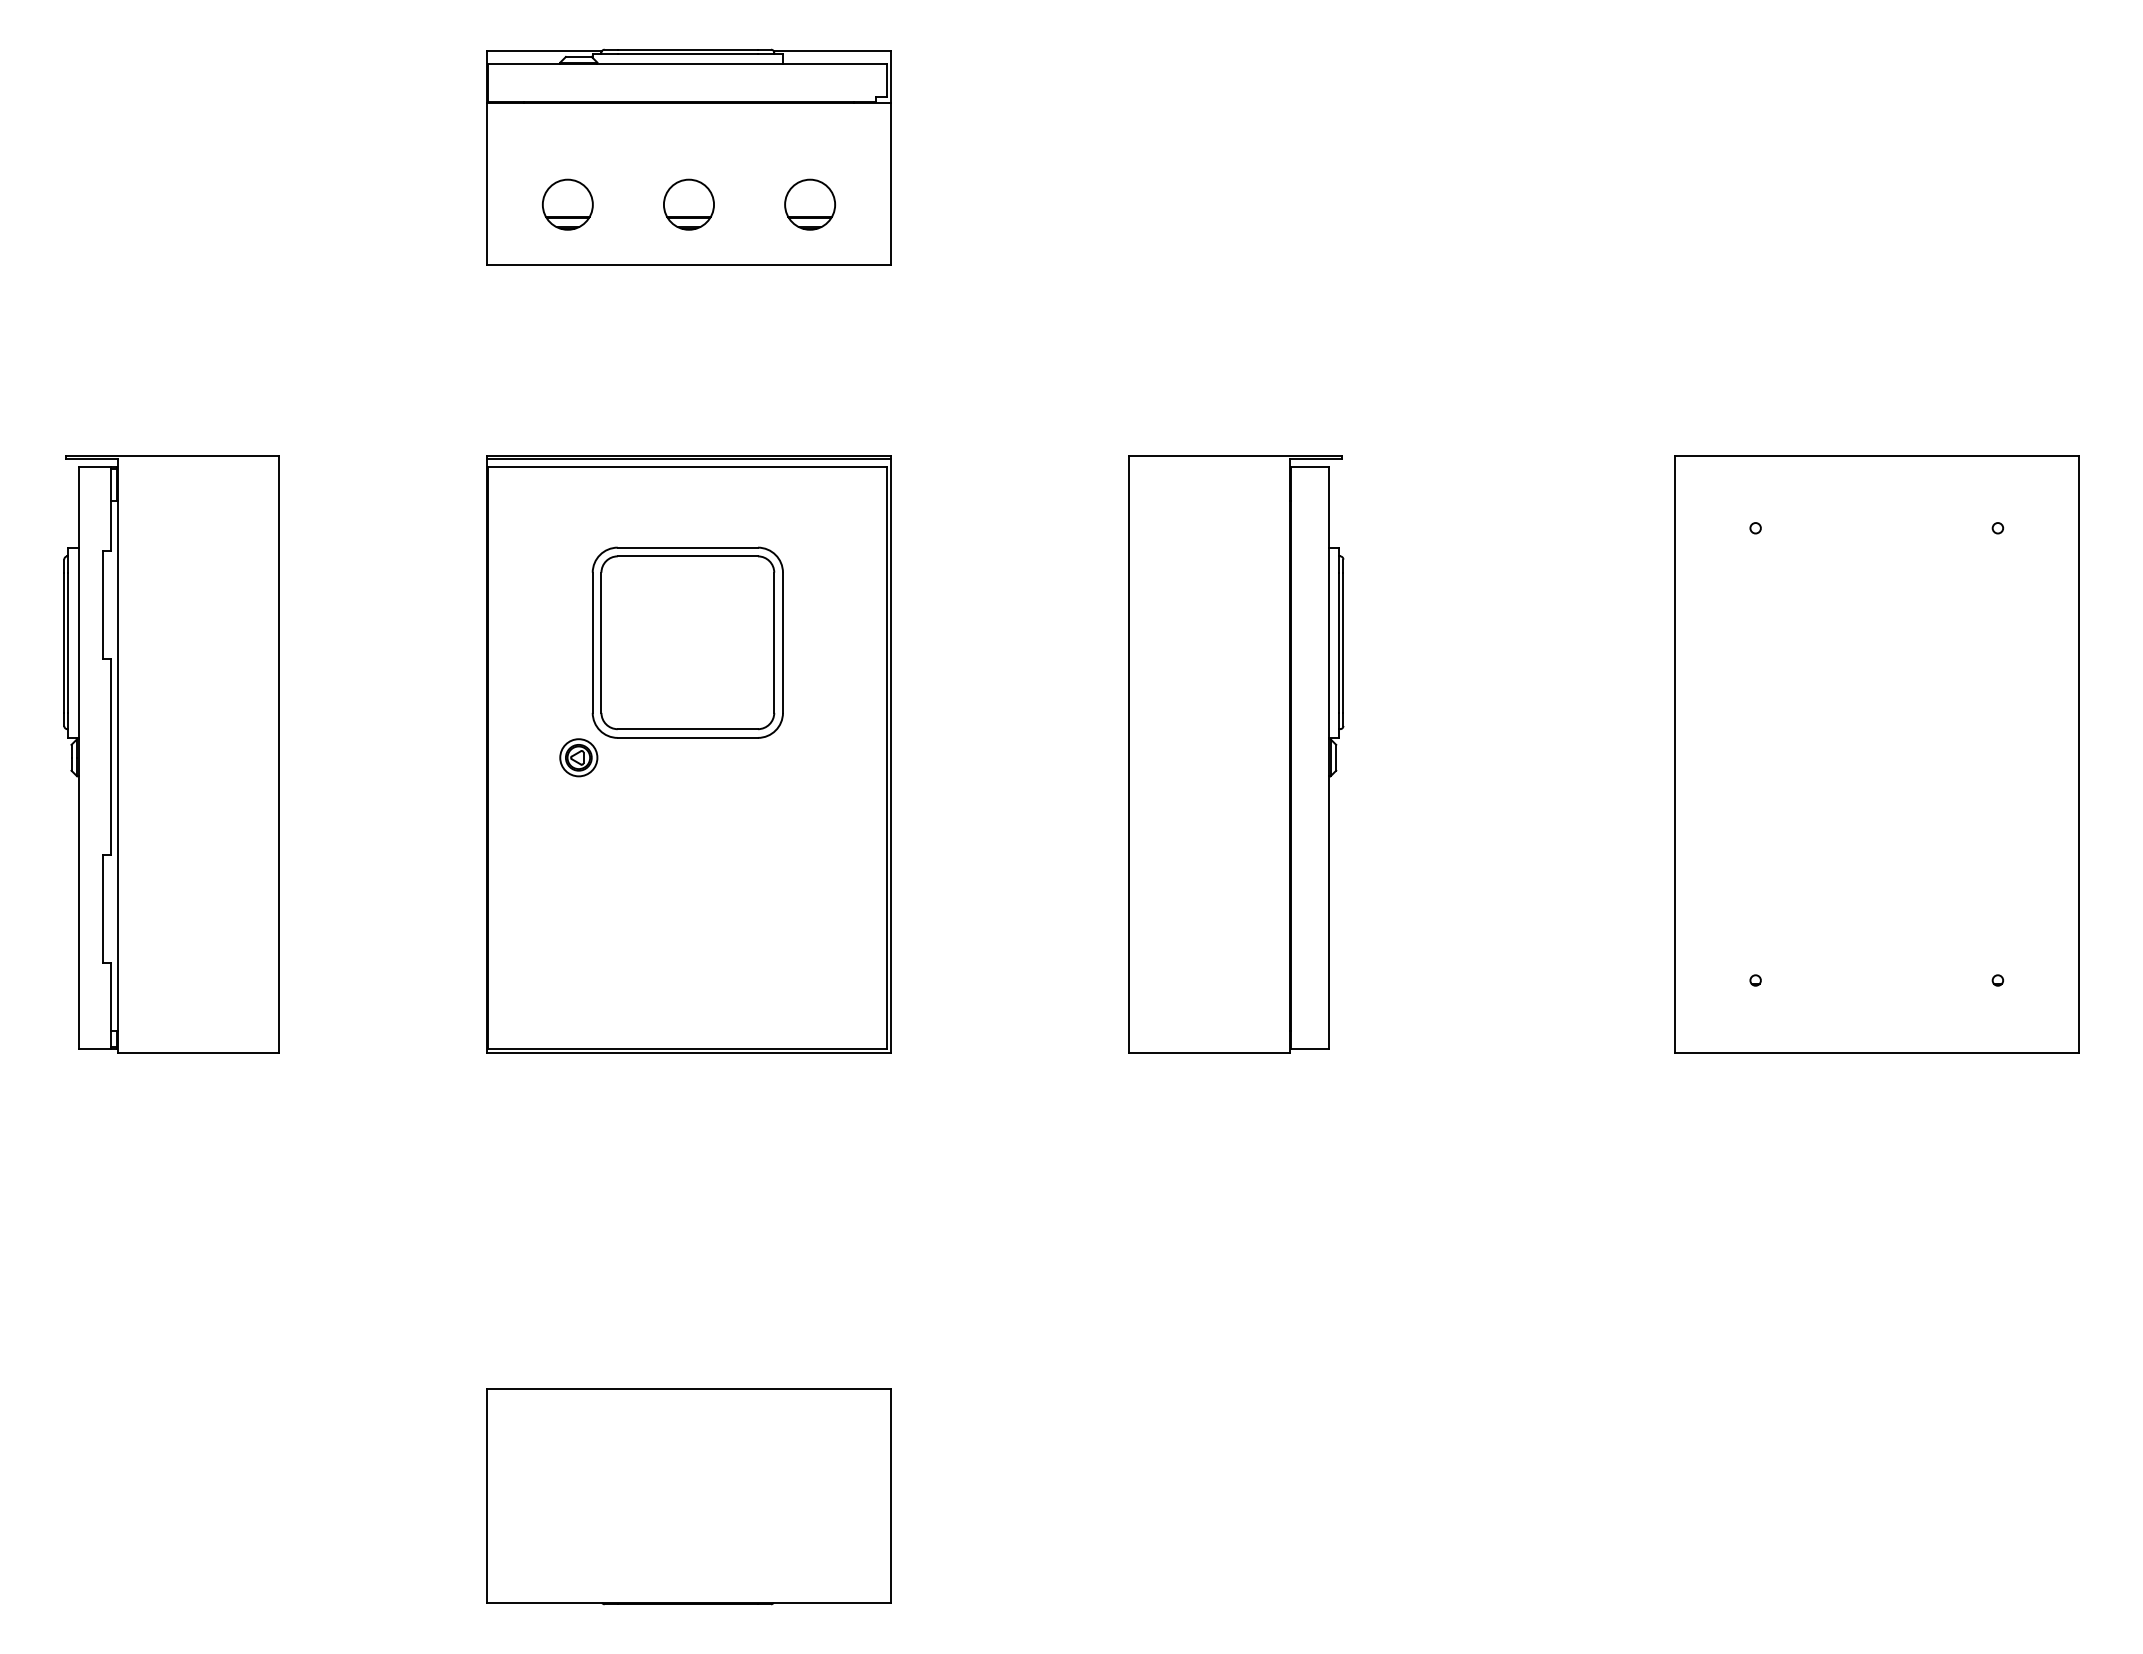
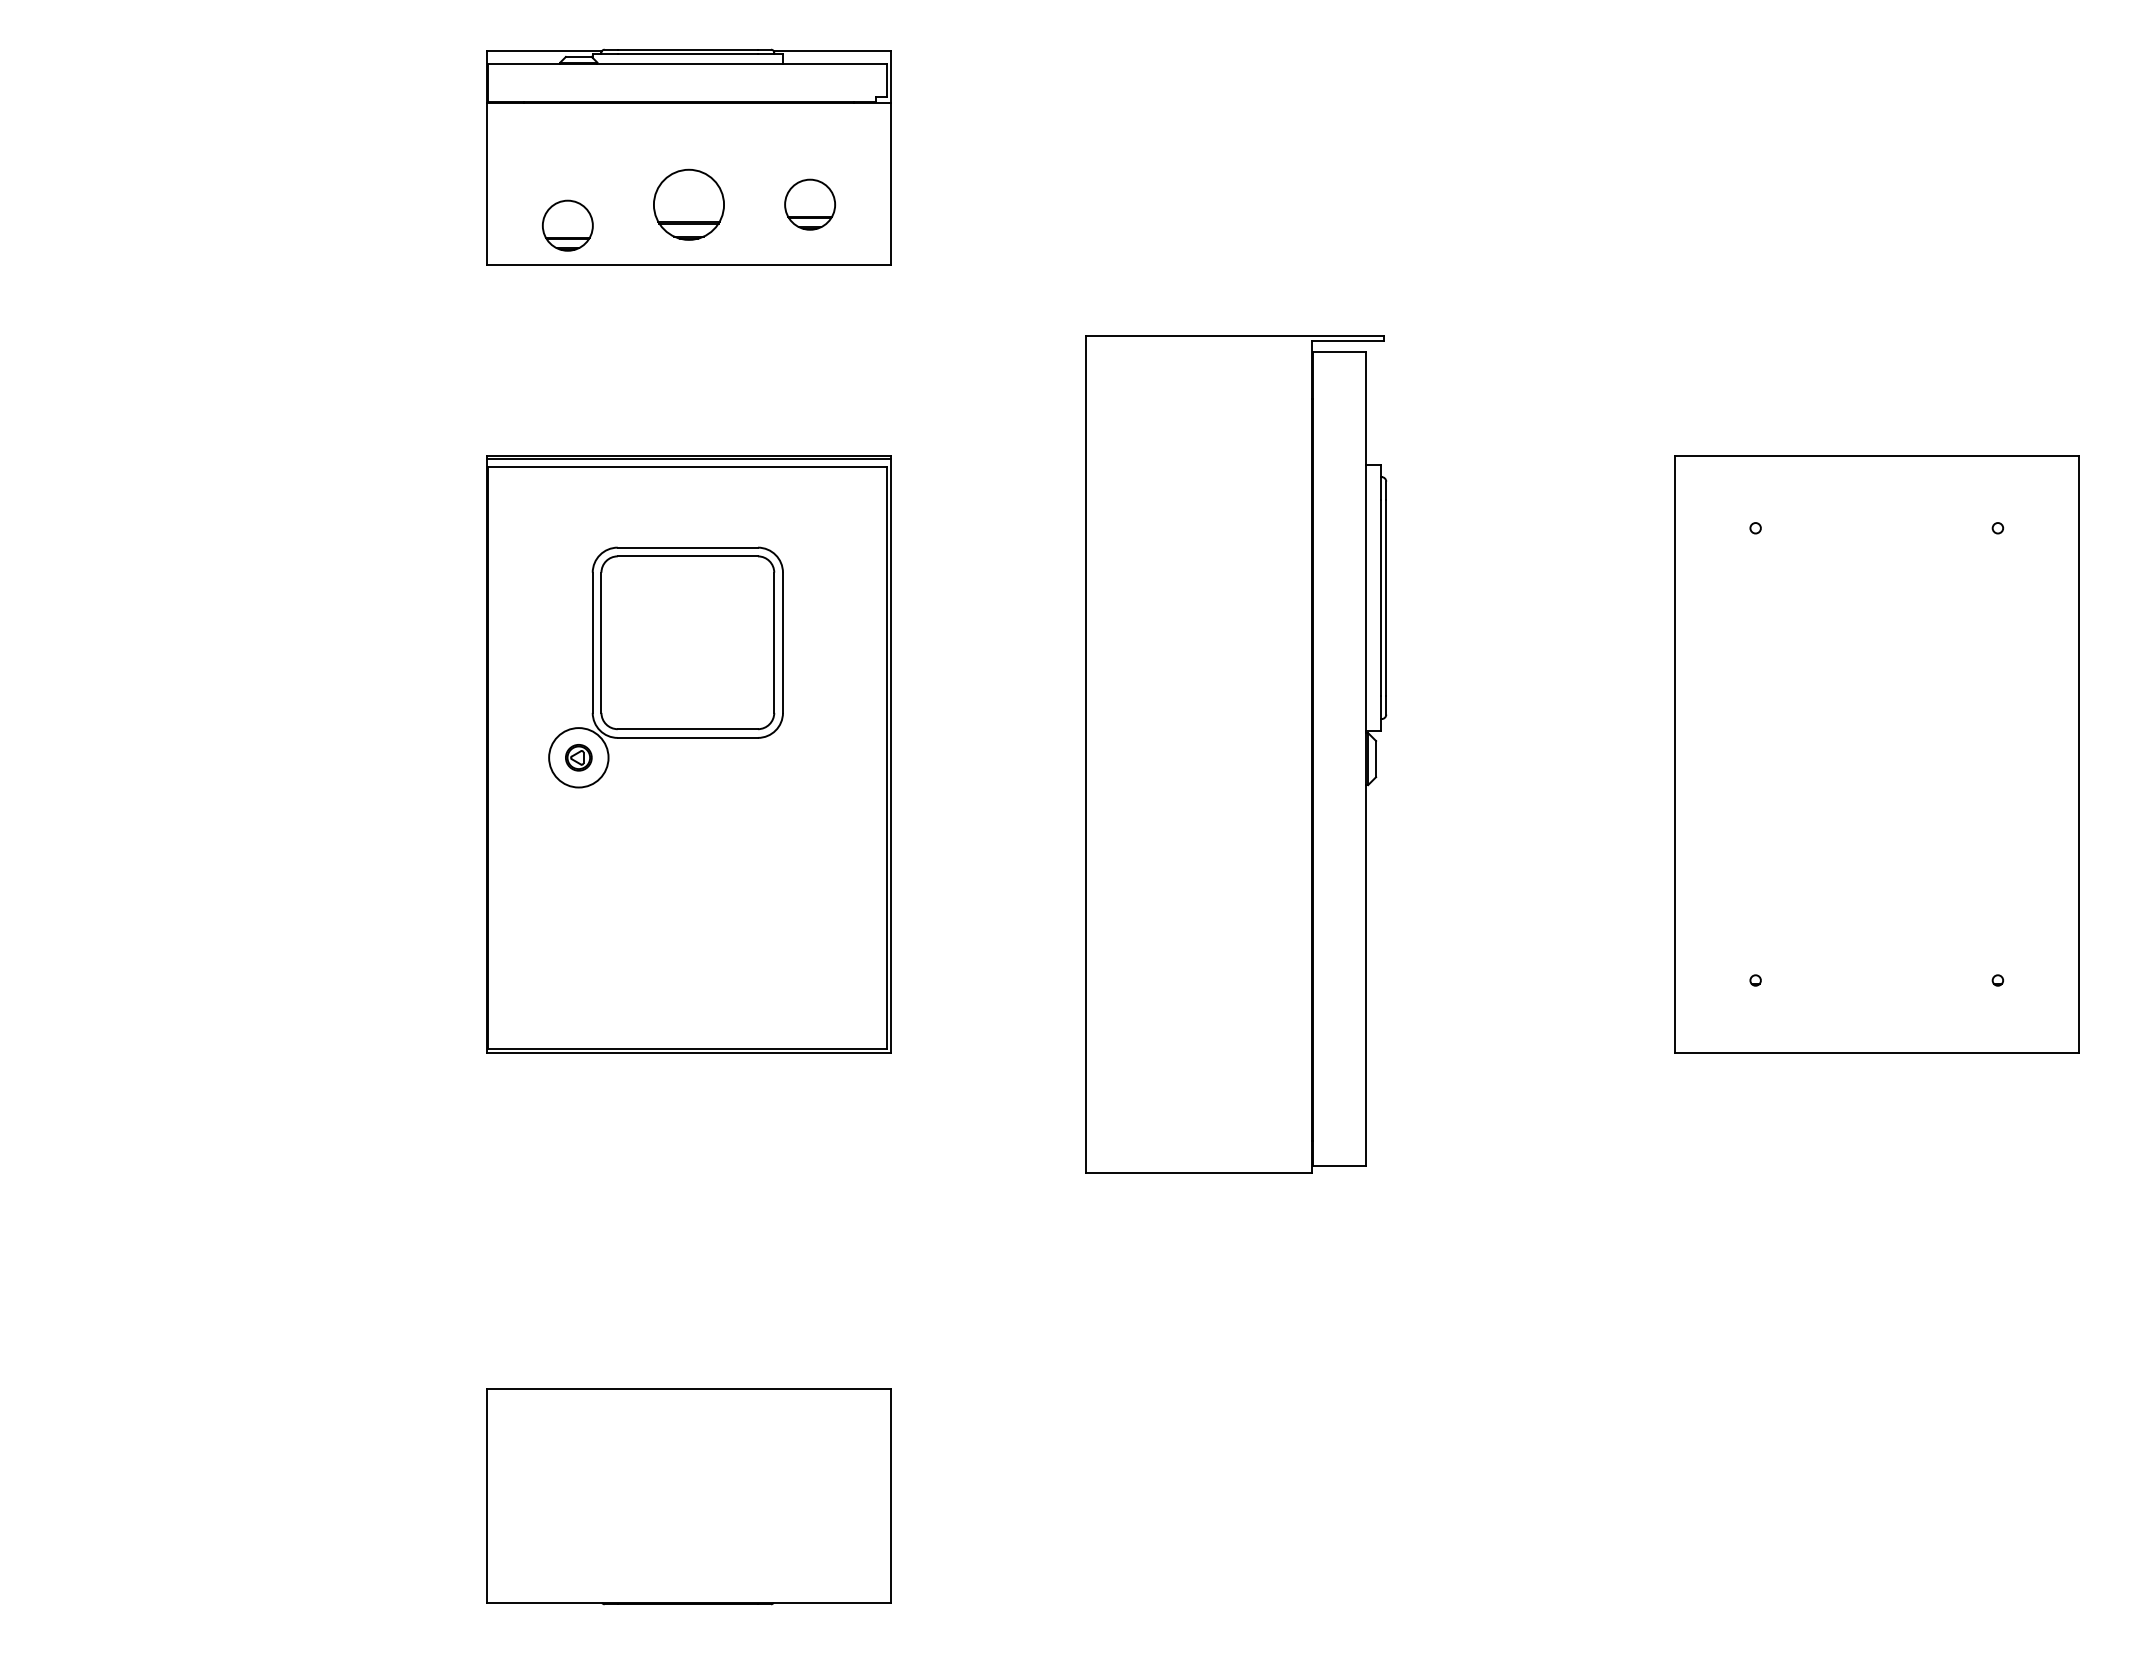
part position: (567, 204) -> (567, 225) (567, 225)
part size: 52x53 px -> 72x73 px (688, 204)
part: present -> none (171, 754)
part size: 217x599 px -> 303x839 px (1236, 754)
circle diameter: 37 px -> 59 px (578, 757)
